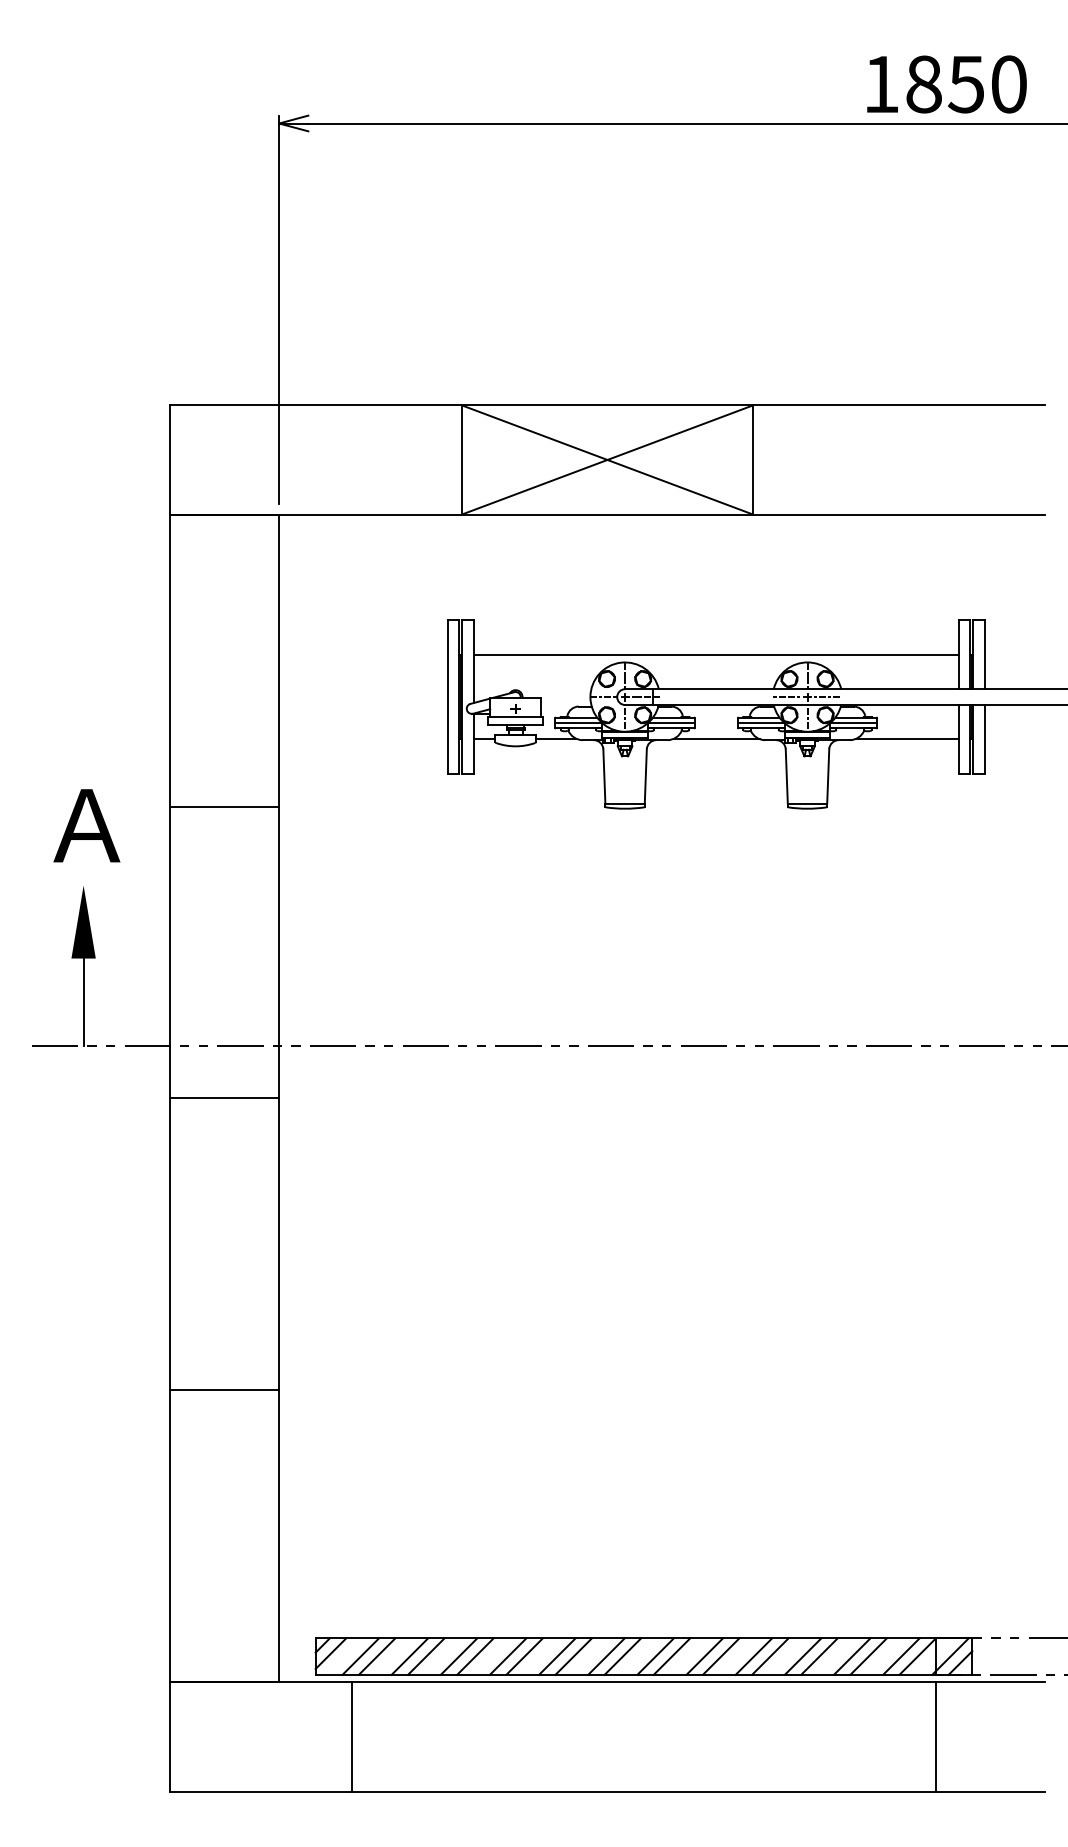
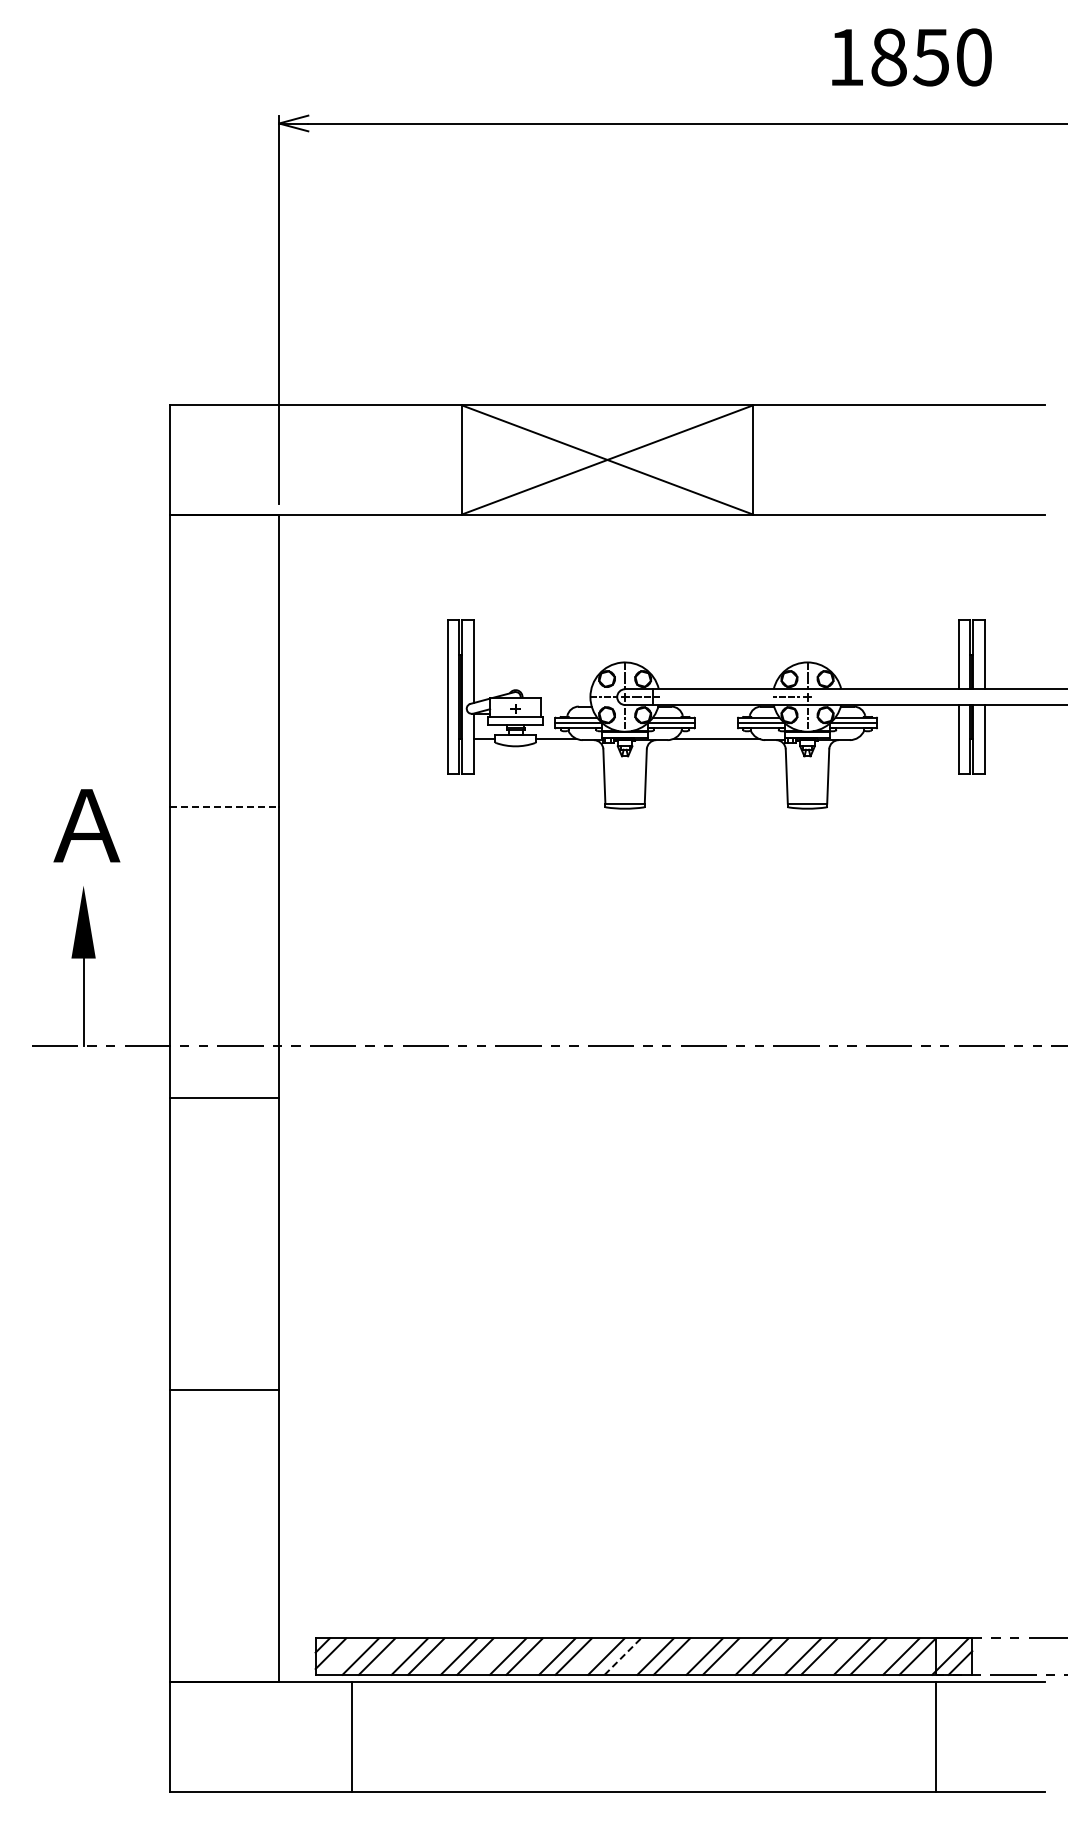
text position: (946, 84) -> (911, 57) (911, 57)
line: present -> none (716, 655)
line: present -> none (828, 697)
line: present -> none (907, 738)
line: solid -> dashed (224, 806)
line: solid -> dashed (622, 1656)
